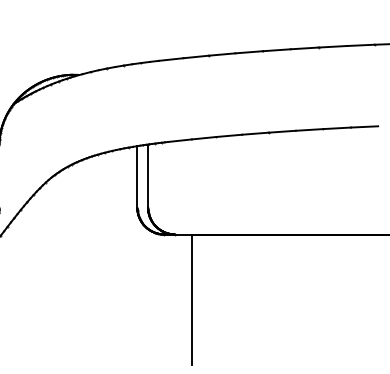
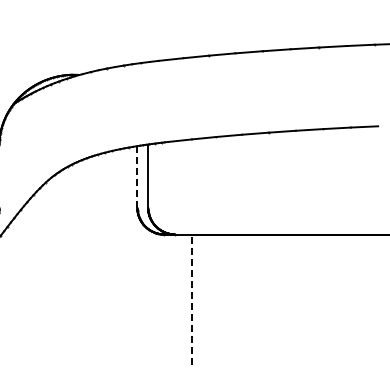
line: solid -> dashed (137, 177)
line: solid -> dashed (191, 299)
